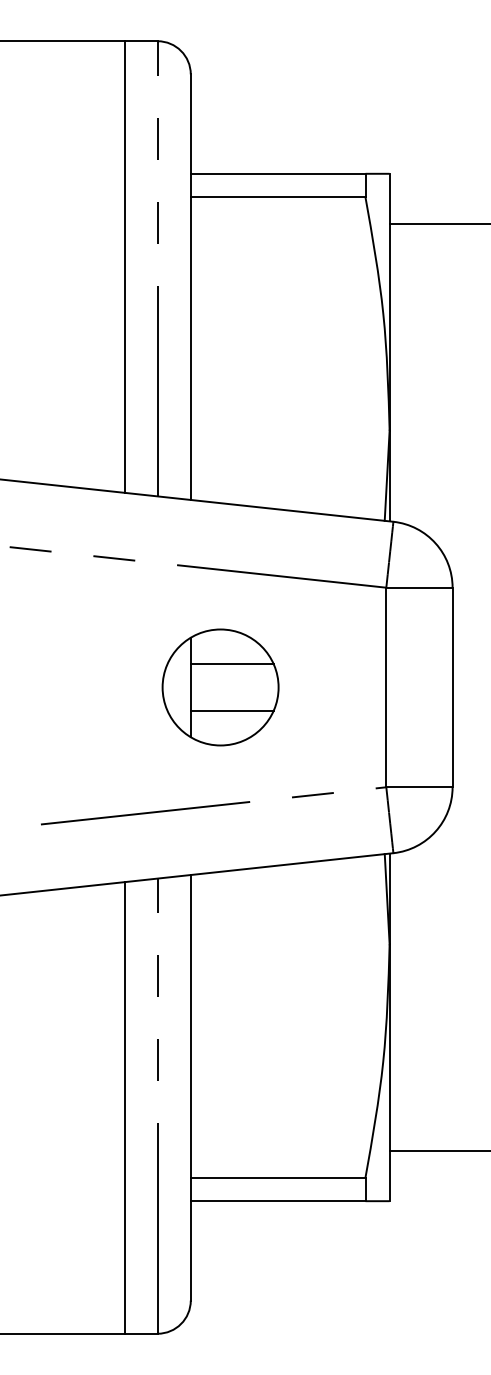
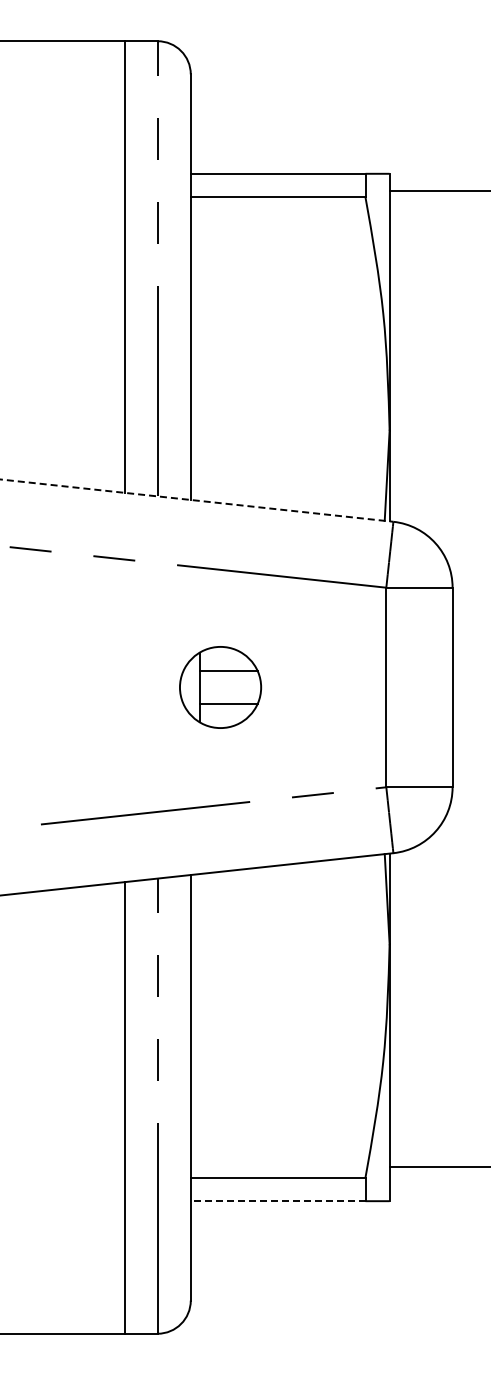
line position: (438, 223) -> (438, 190) (438, 190)
line: solid -> dashed (197, 500)
part size: 119x119 px -> 84x83 px (220, 687)
line position: (438, 1151) -> (438, 1167) (438, 1167)
line: solid -> dashed (277, 1201)
